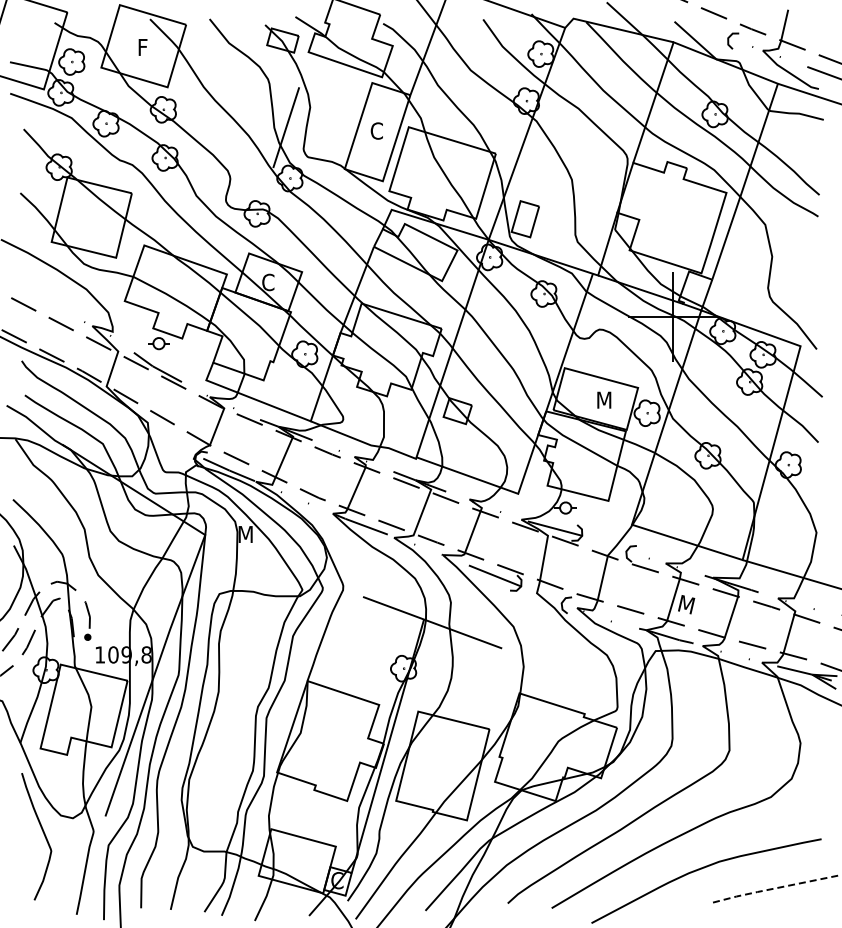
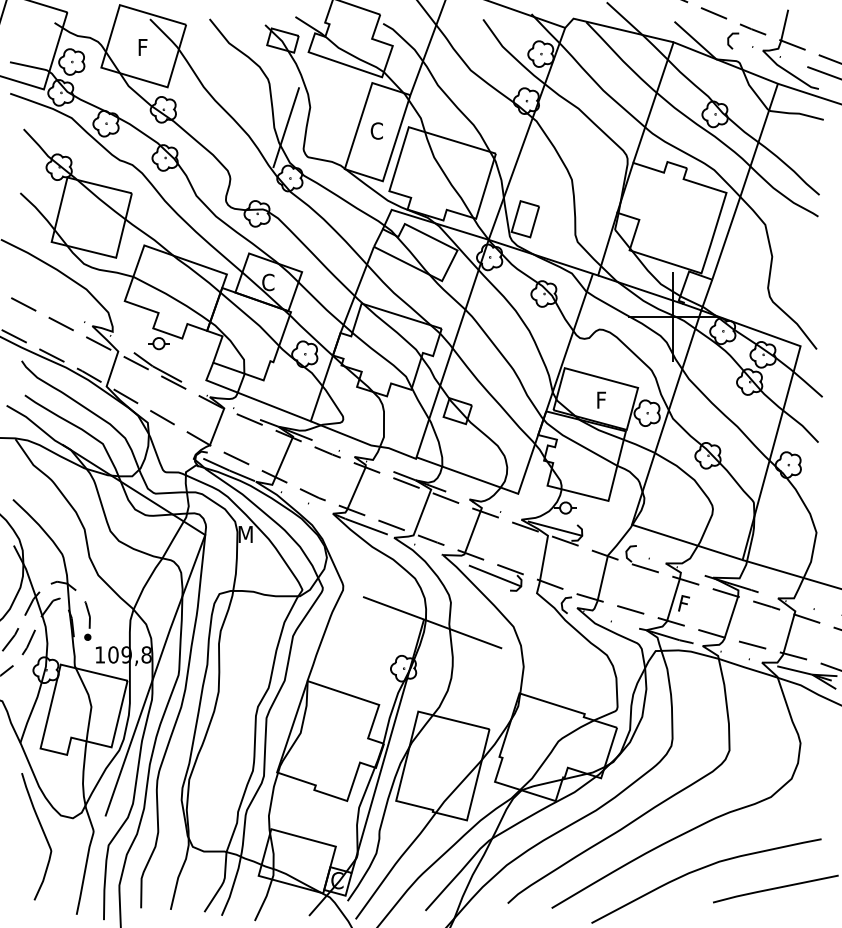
text: M -> F (605, 399)
text: M -> F (688, 604)
line: dashed -> solid (774, 888)
